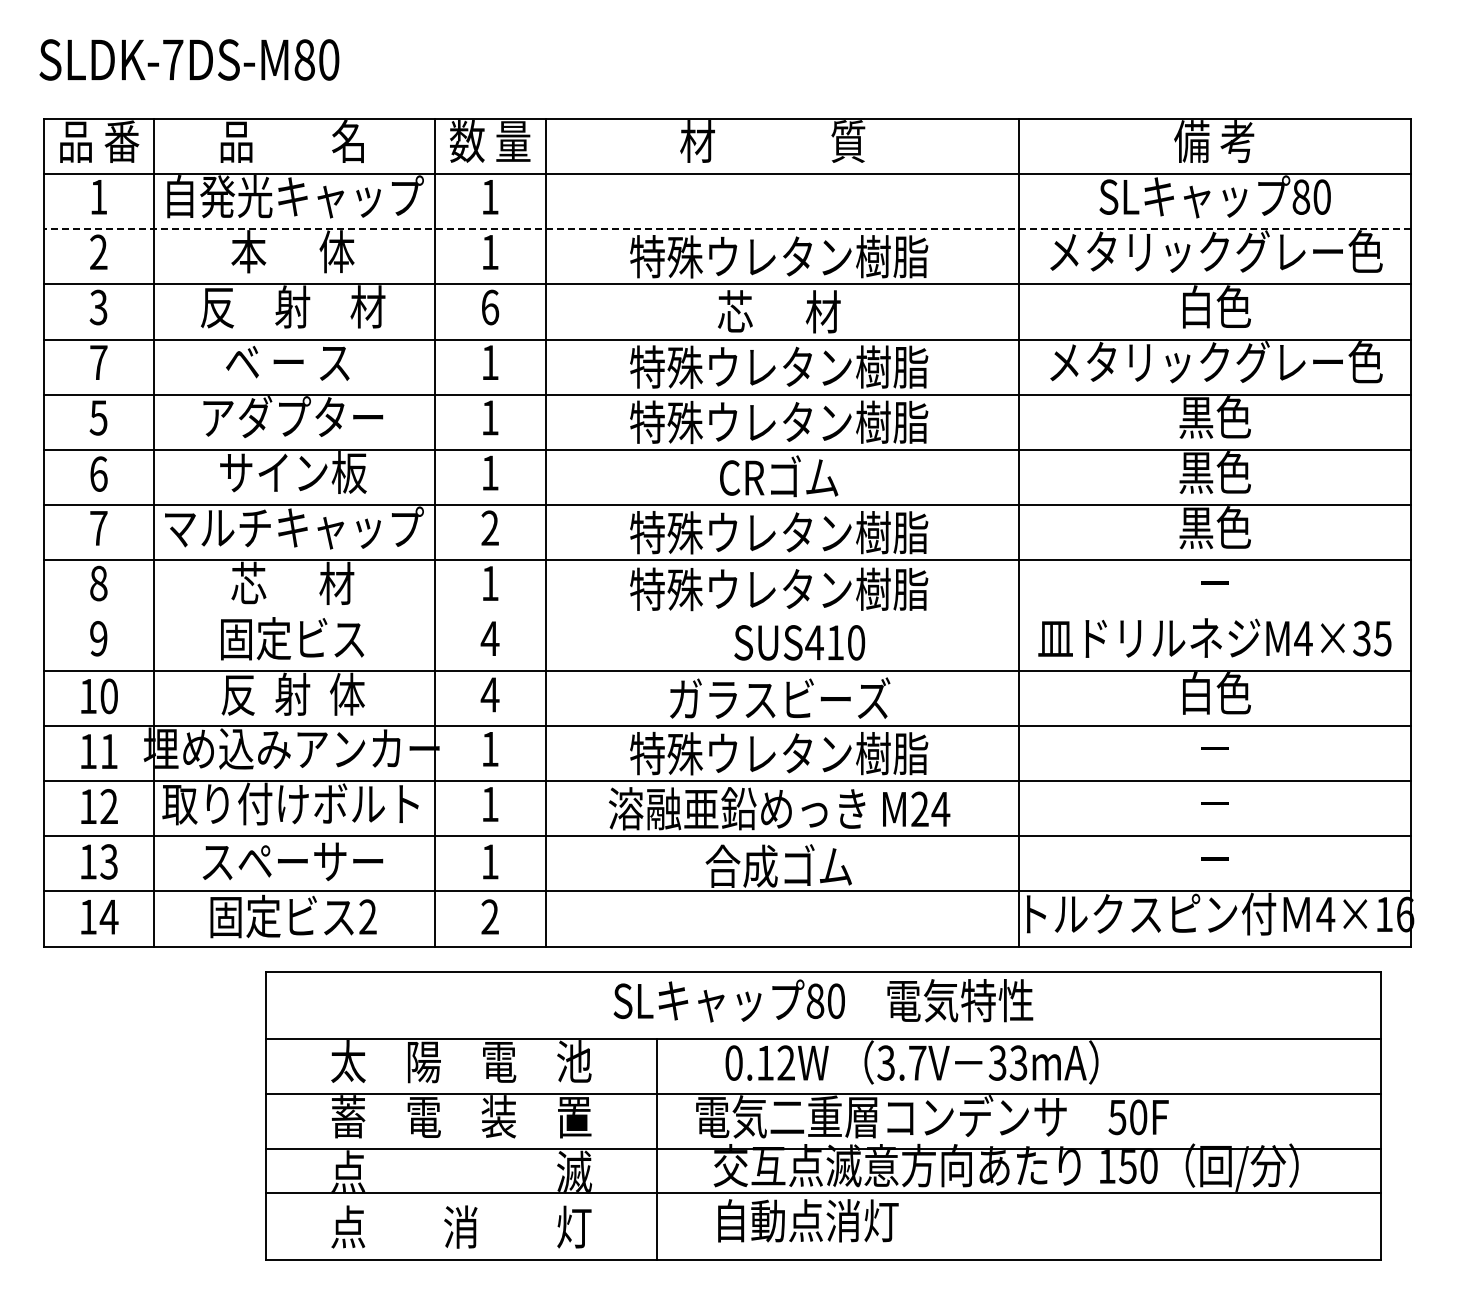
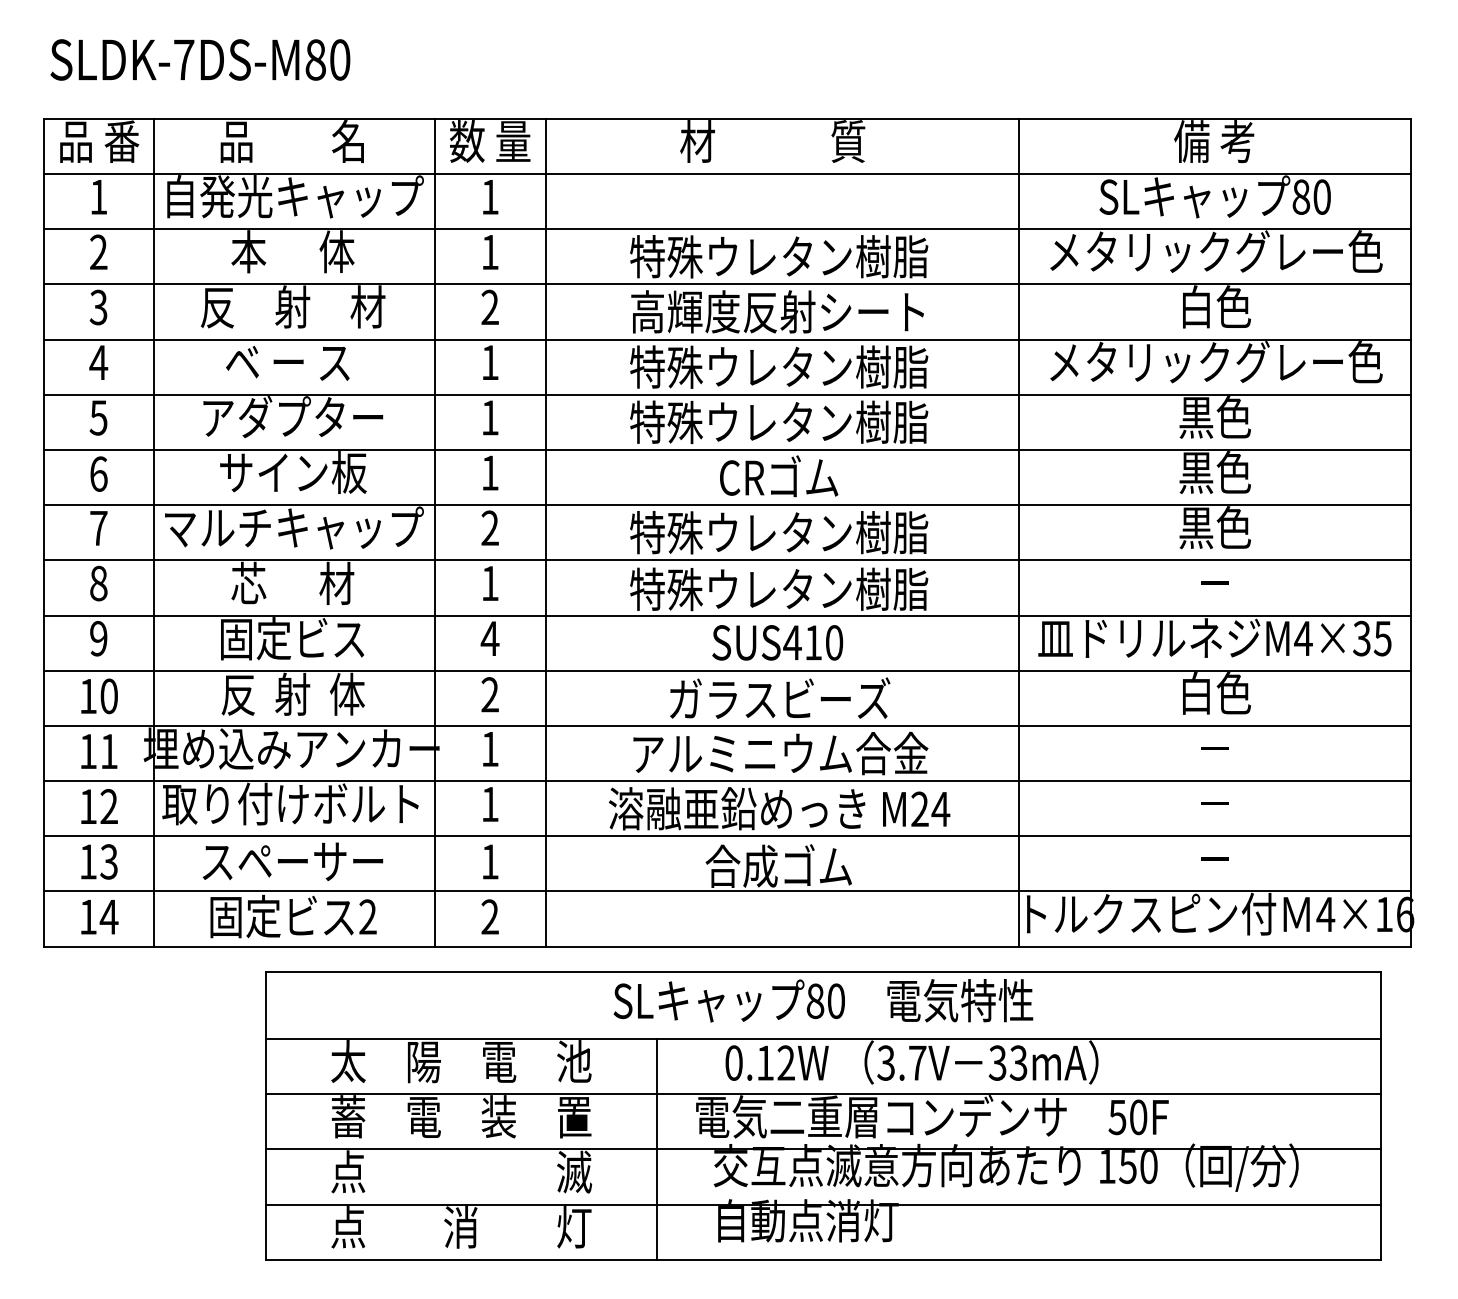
text position: (189, 59) -> (200, 59) (200, 59)
line: dashed -> solid (727, 229)
text: 6 -> 2 (490, 307)
text: 芯      材 -> 高輝度反射シート (777, 311)
text: 7 -> 4 (98, 362)
line: none -> present (726, 615)
text position: (799, 642) -> (777, 642) (777, 642)
text: 4 -> 2 (489, 694)
text: 特殊ウレタン樹脂 -> アルミニウム合金 (779, 753)
line position: (823, 1192) -> (823, 1204) (823, 1204)
